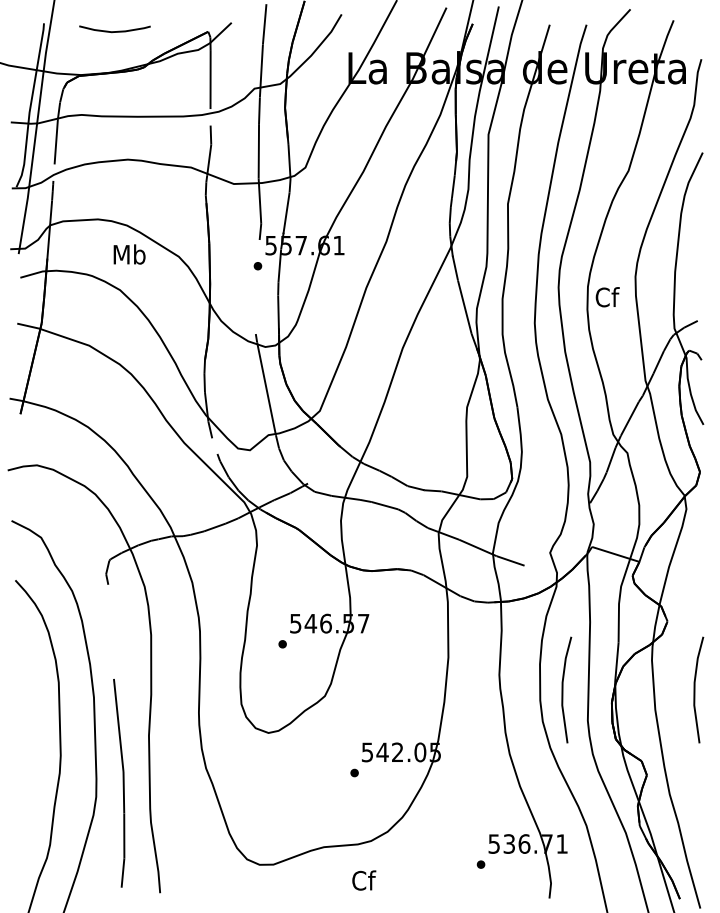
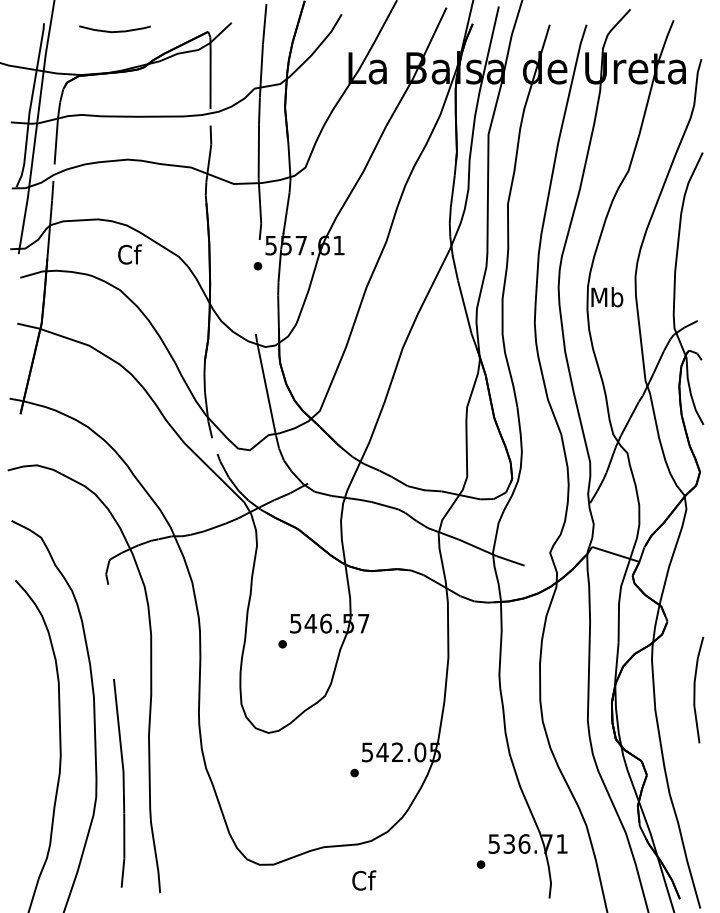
text: Mb -> Cf (129, 254)
text: Cf -> Mb (607, 297)
line: present -> none (563, 689)
